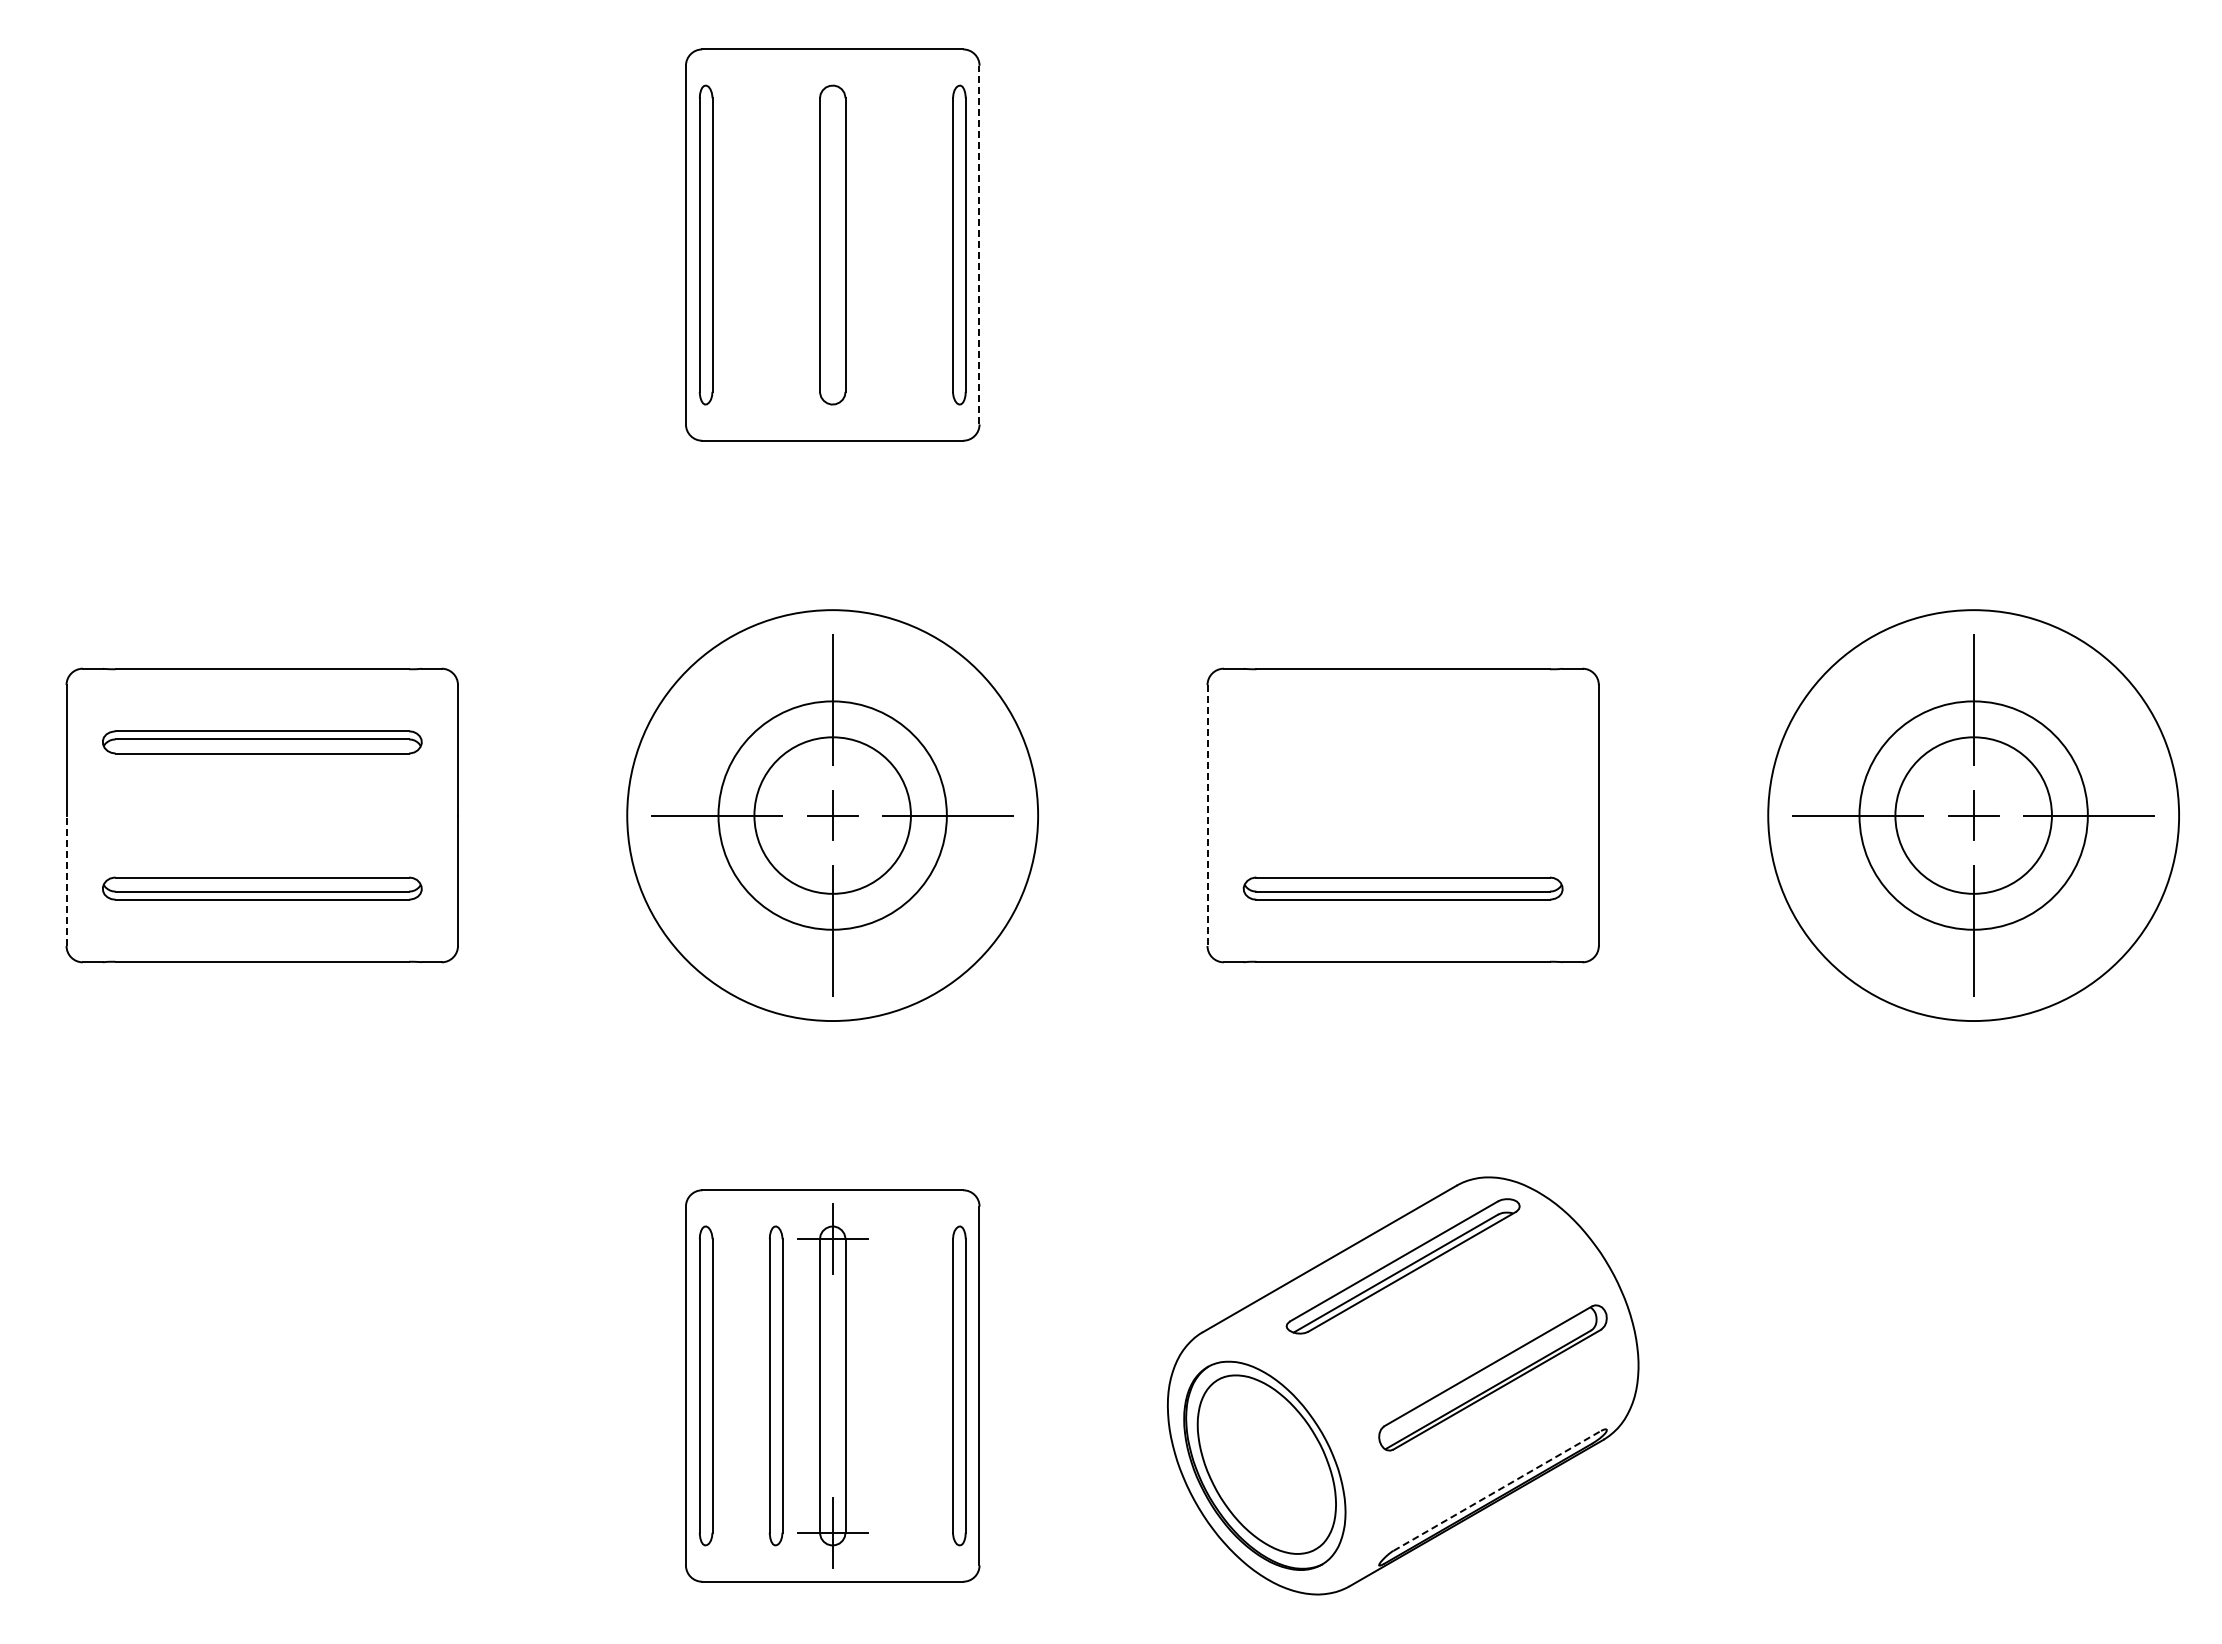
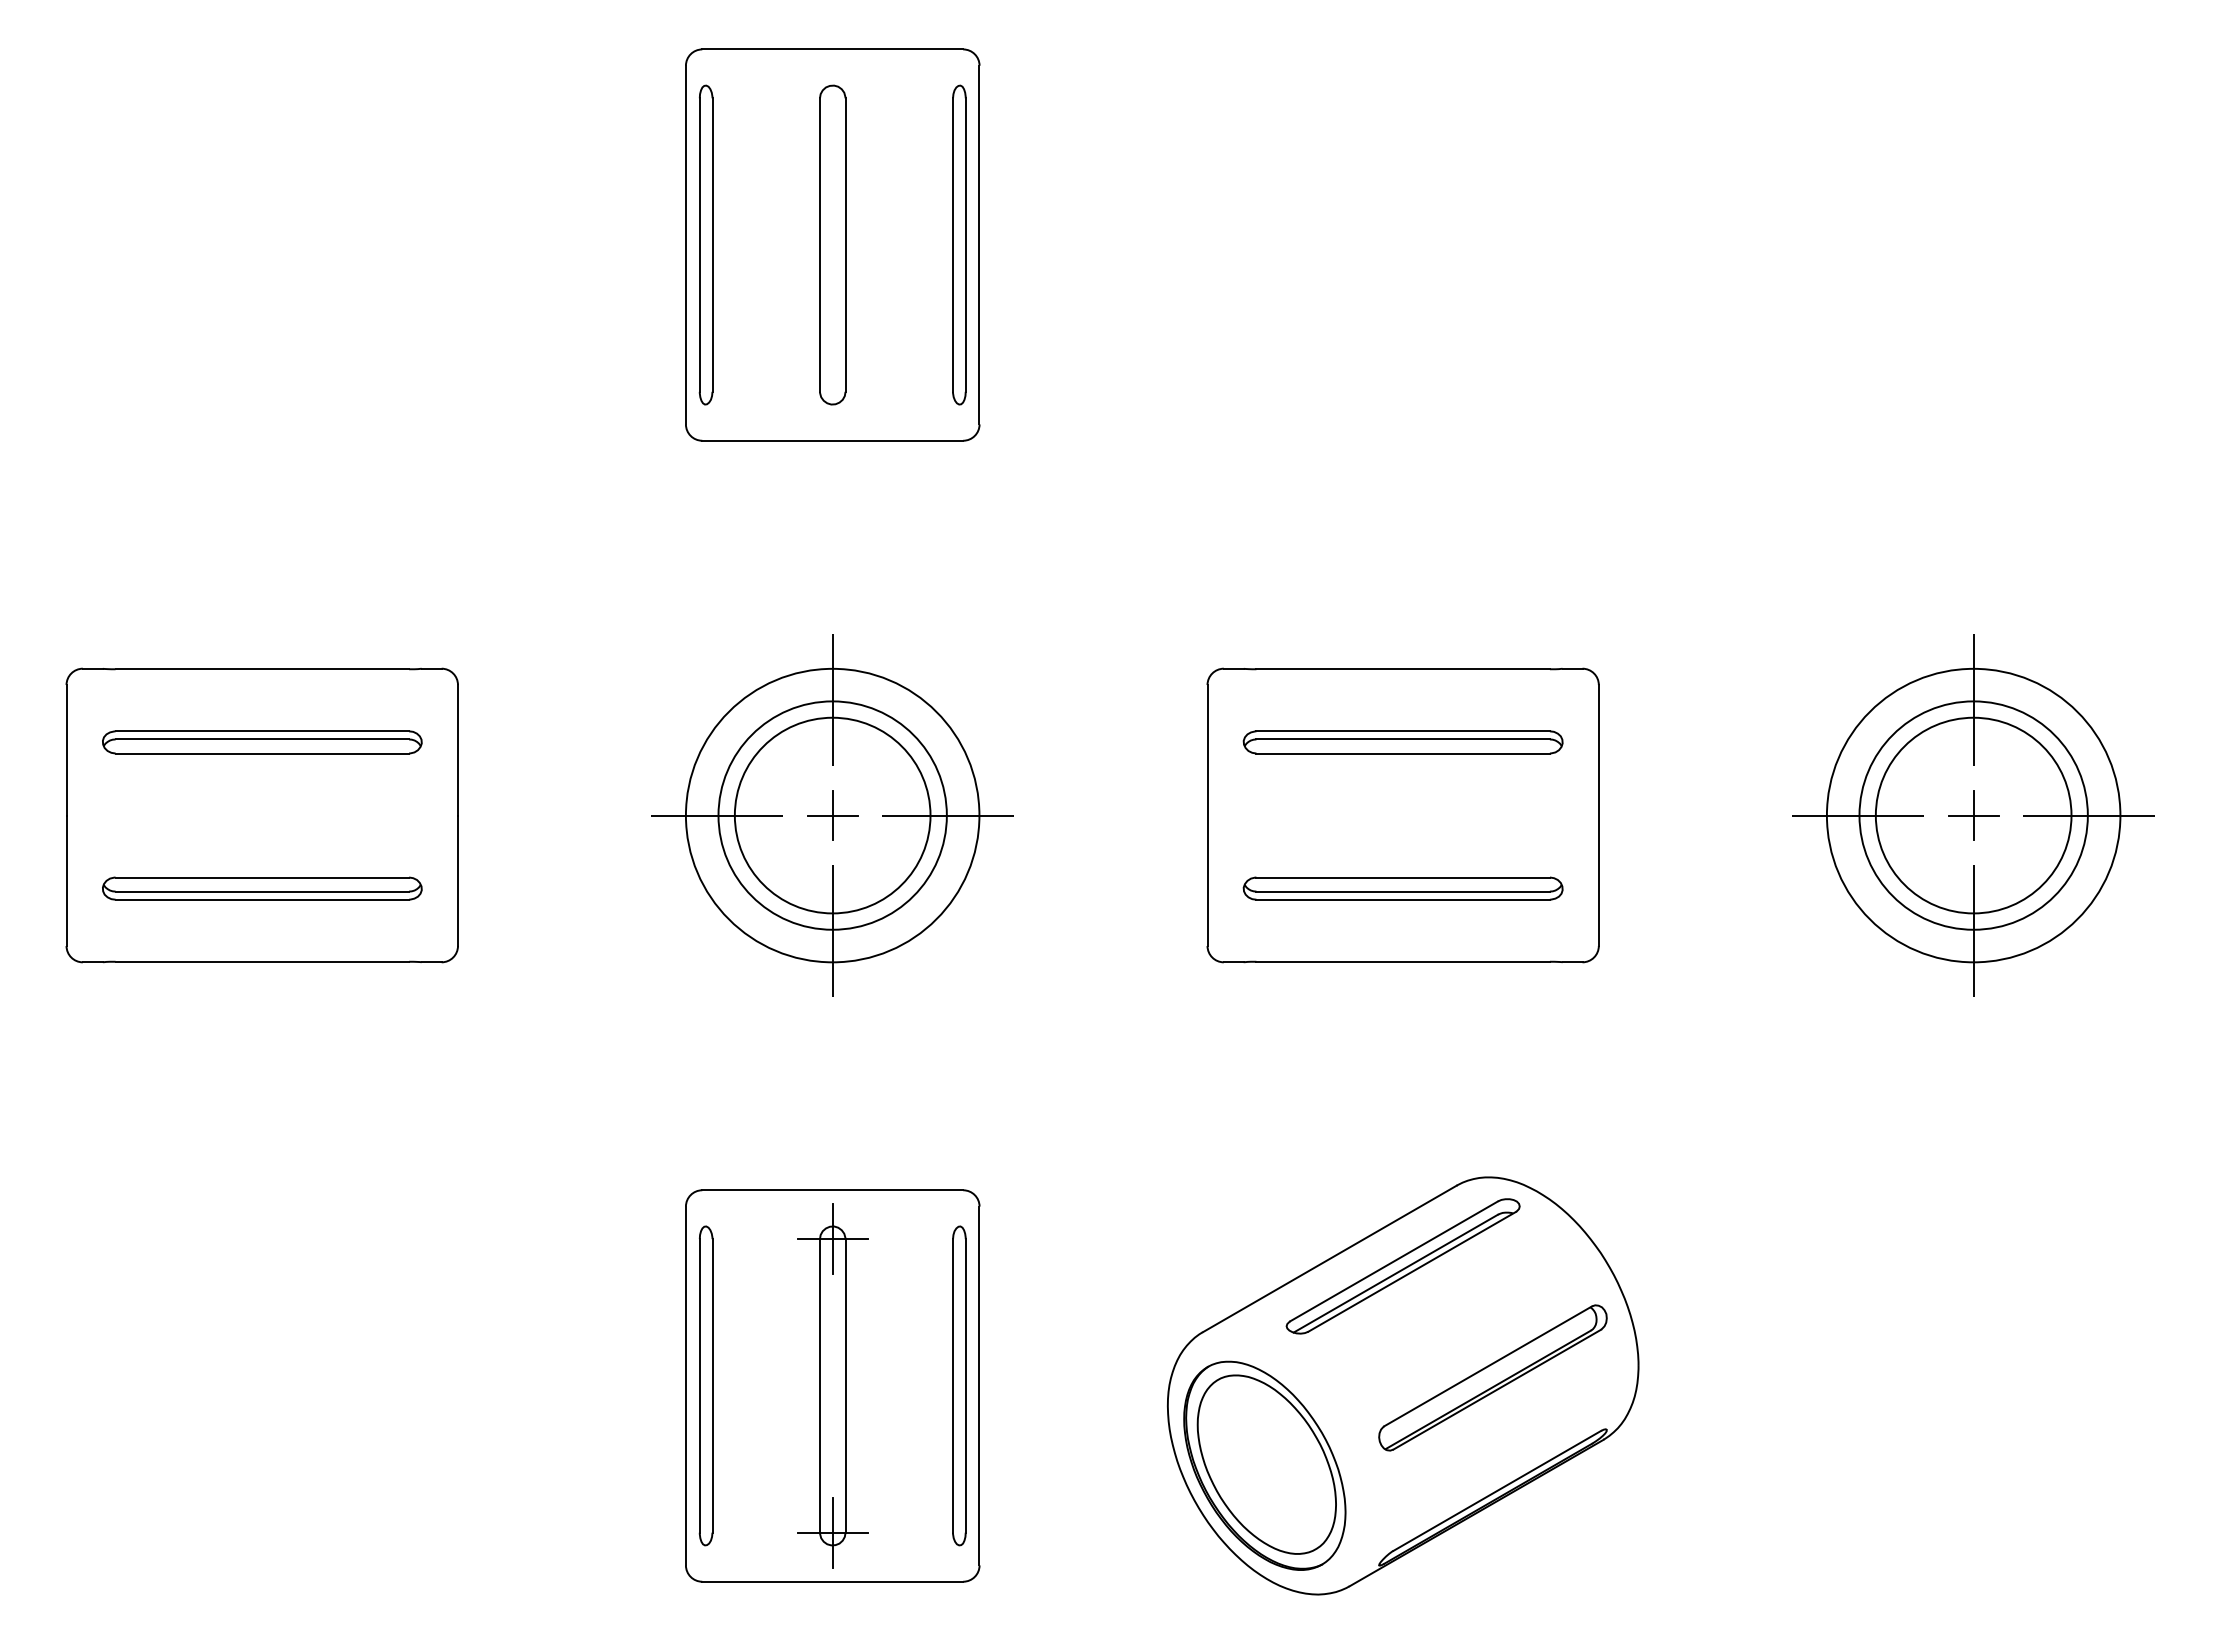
line: dashed -> solid (979, 244)
part: none -> present (1402, 742)
circle diameter: 157 px -> 196 px (832, 815)
circle diameter: 411 px -> 293 px (832, 815)
circle diameter: 157 px -> 196 px (1973, 815)
circle diameter: 411 px -> 293 px (1973, 815)
line: dashed -> solid (1207, 816)
line: dashed -> solid (66, 880)
part: present -> none (775, 1385)
line: dashed -> solid (1497, 1490)
